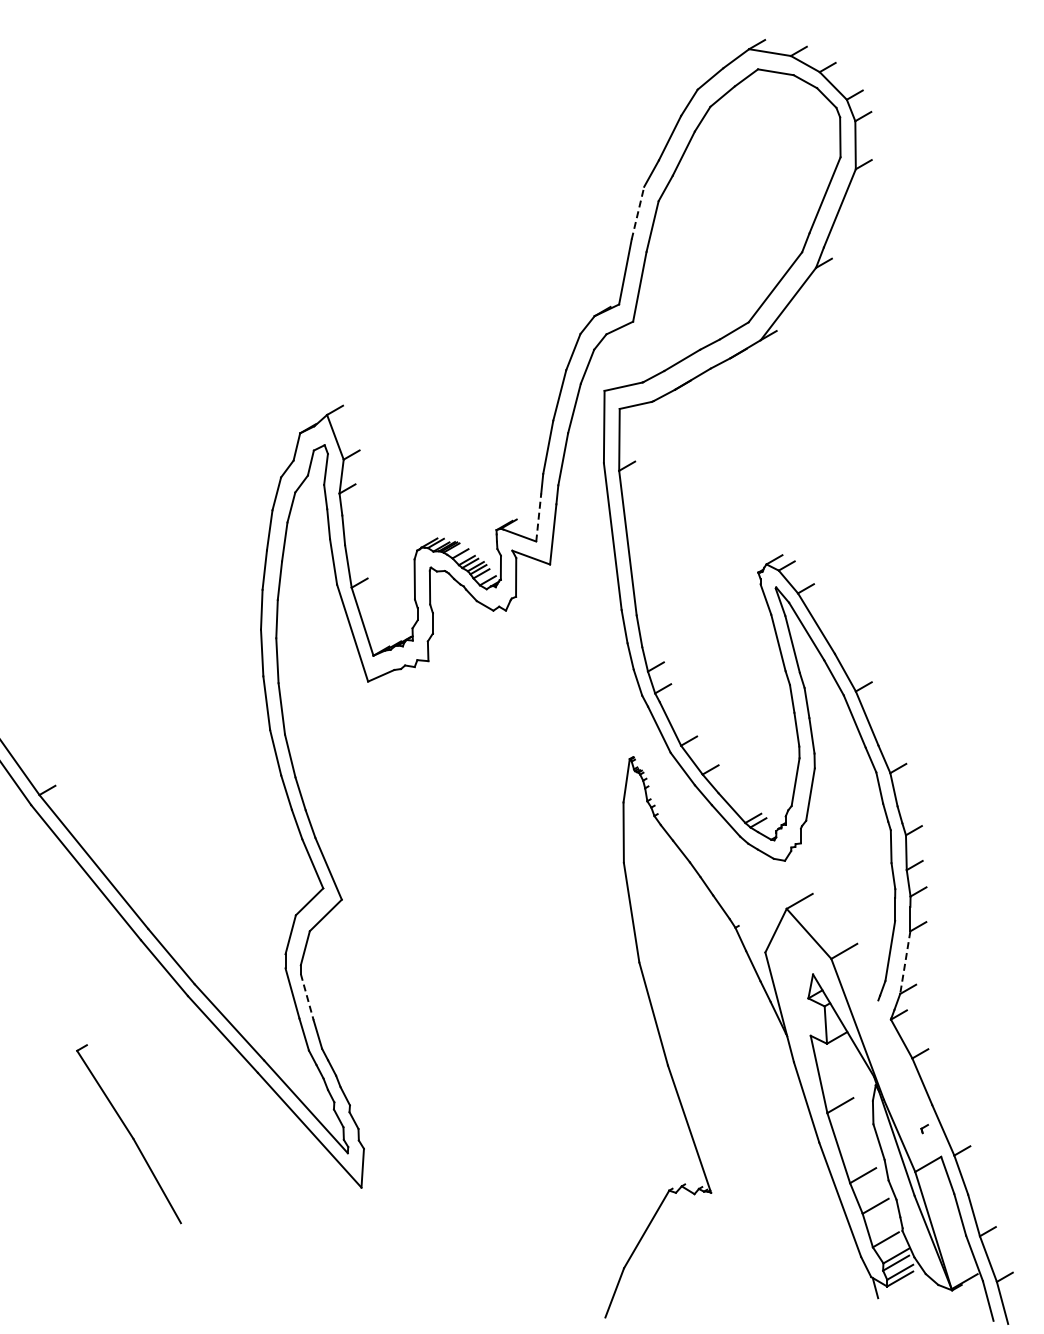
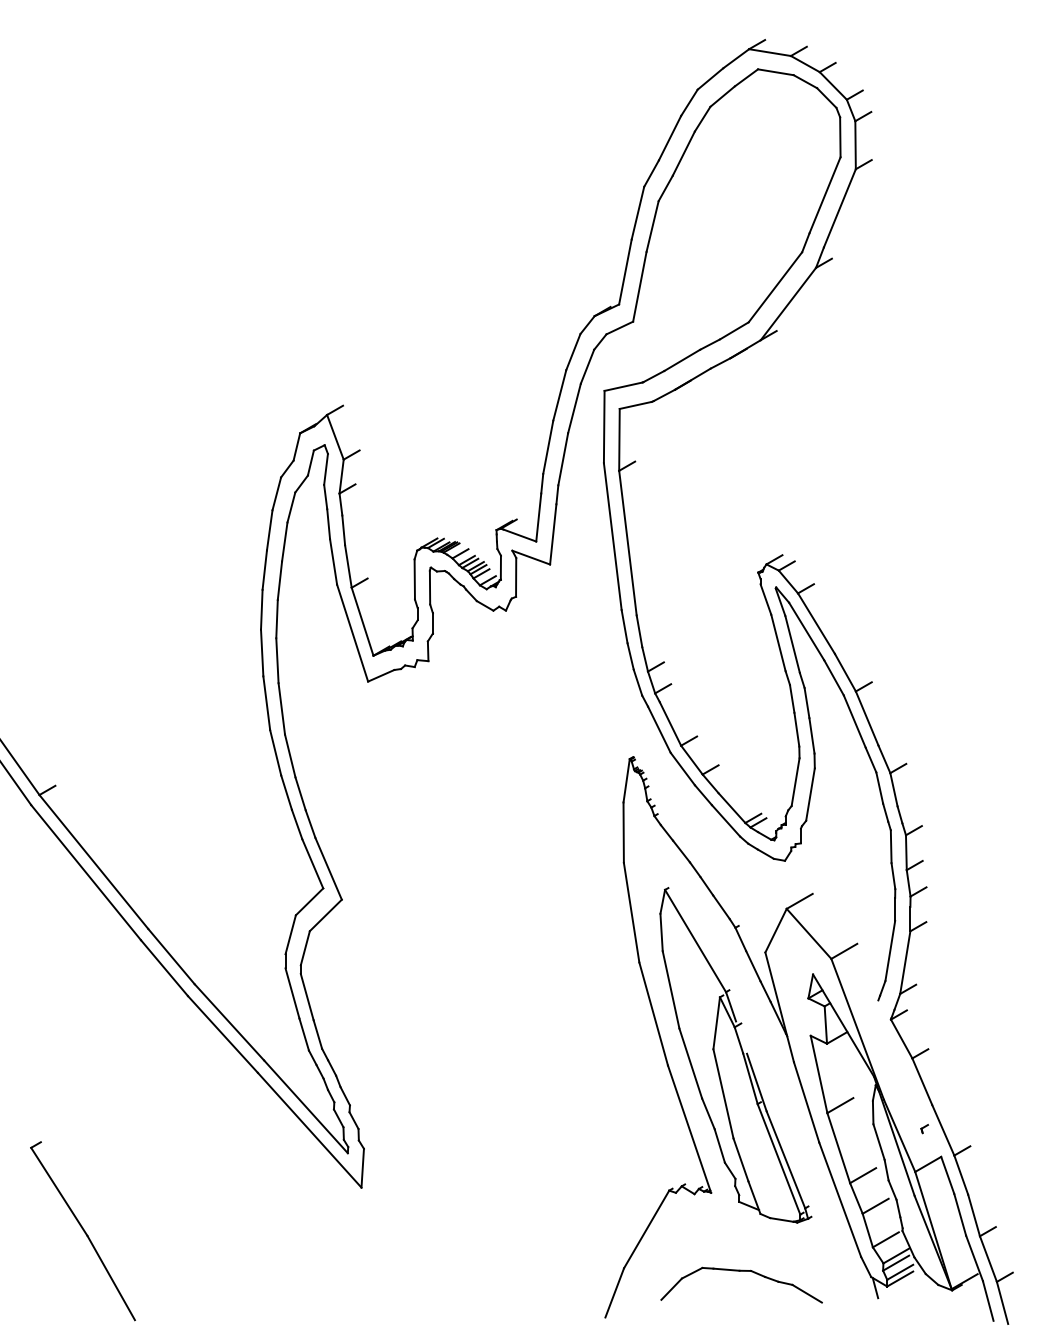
line: dashed -> solid (638, 212)
line: dashed -> solid (538, 517)
line: dashed -> solid (905, 962)
line: dashed -> solid (307, 997)
part: none -> present (735, 1055)
part position: (128, 1134) -> (82, 1231) (82, 1231)
part: none -> present (741, 1271)
